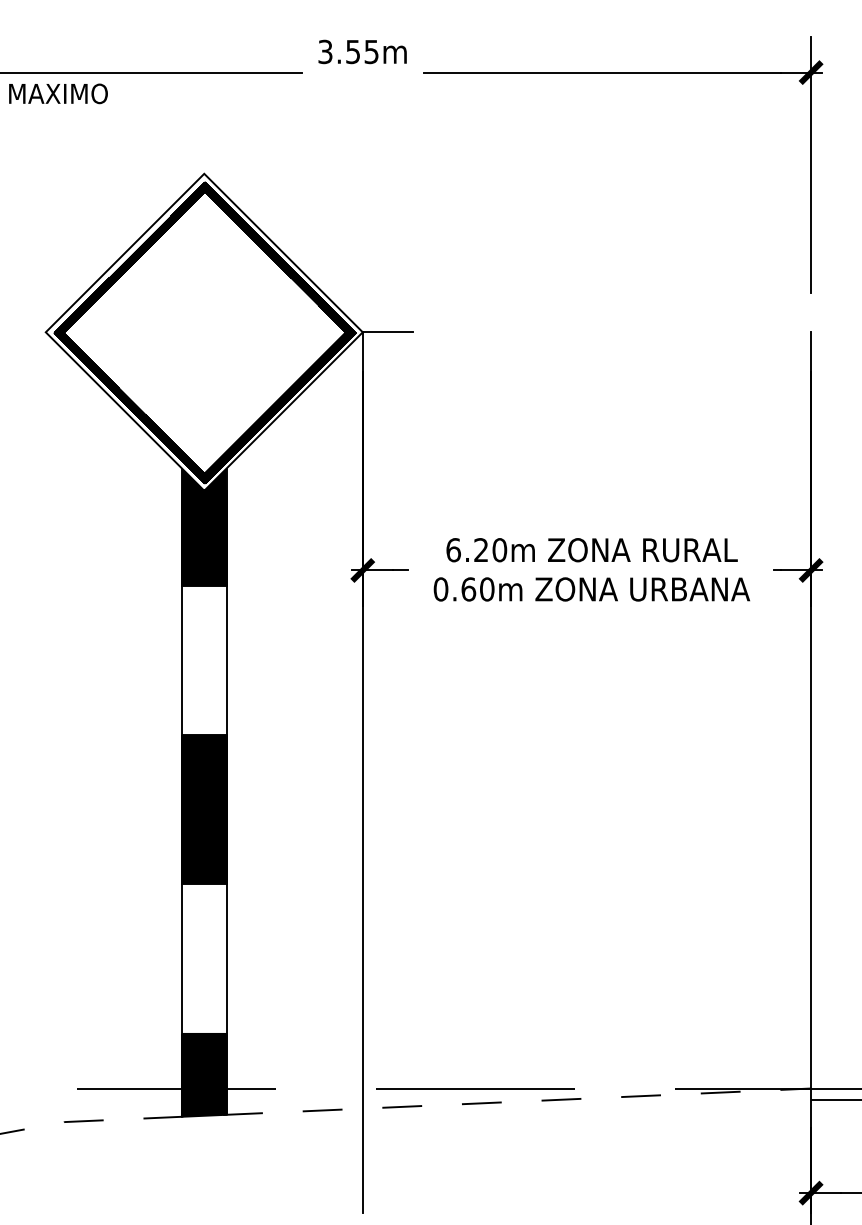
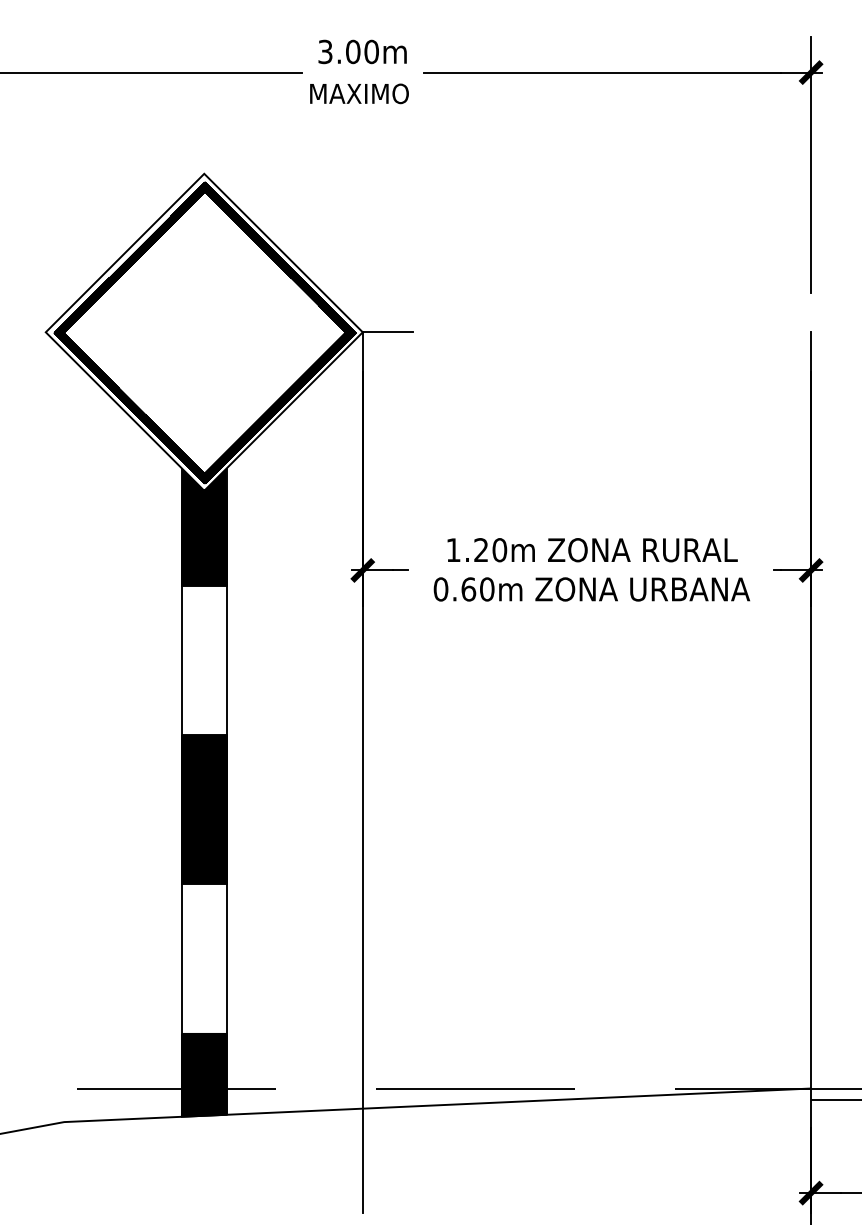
text: 3.55m -> 3.00m (362, 51)
text position: (58, 93) -> (359, 93) (359, 93)
text: 6.20m -> 1.20m (453, 550)
line: dashed -> solid (404, 1106)
